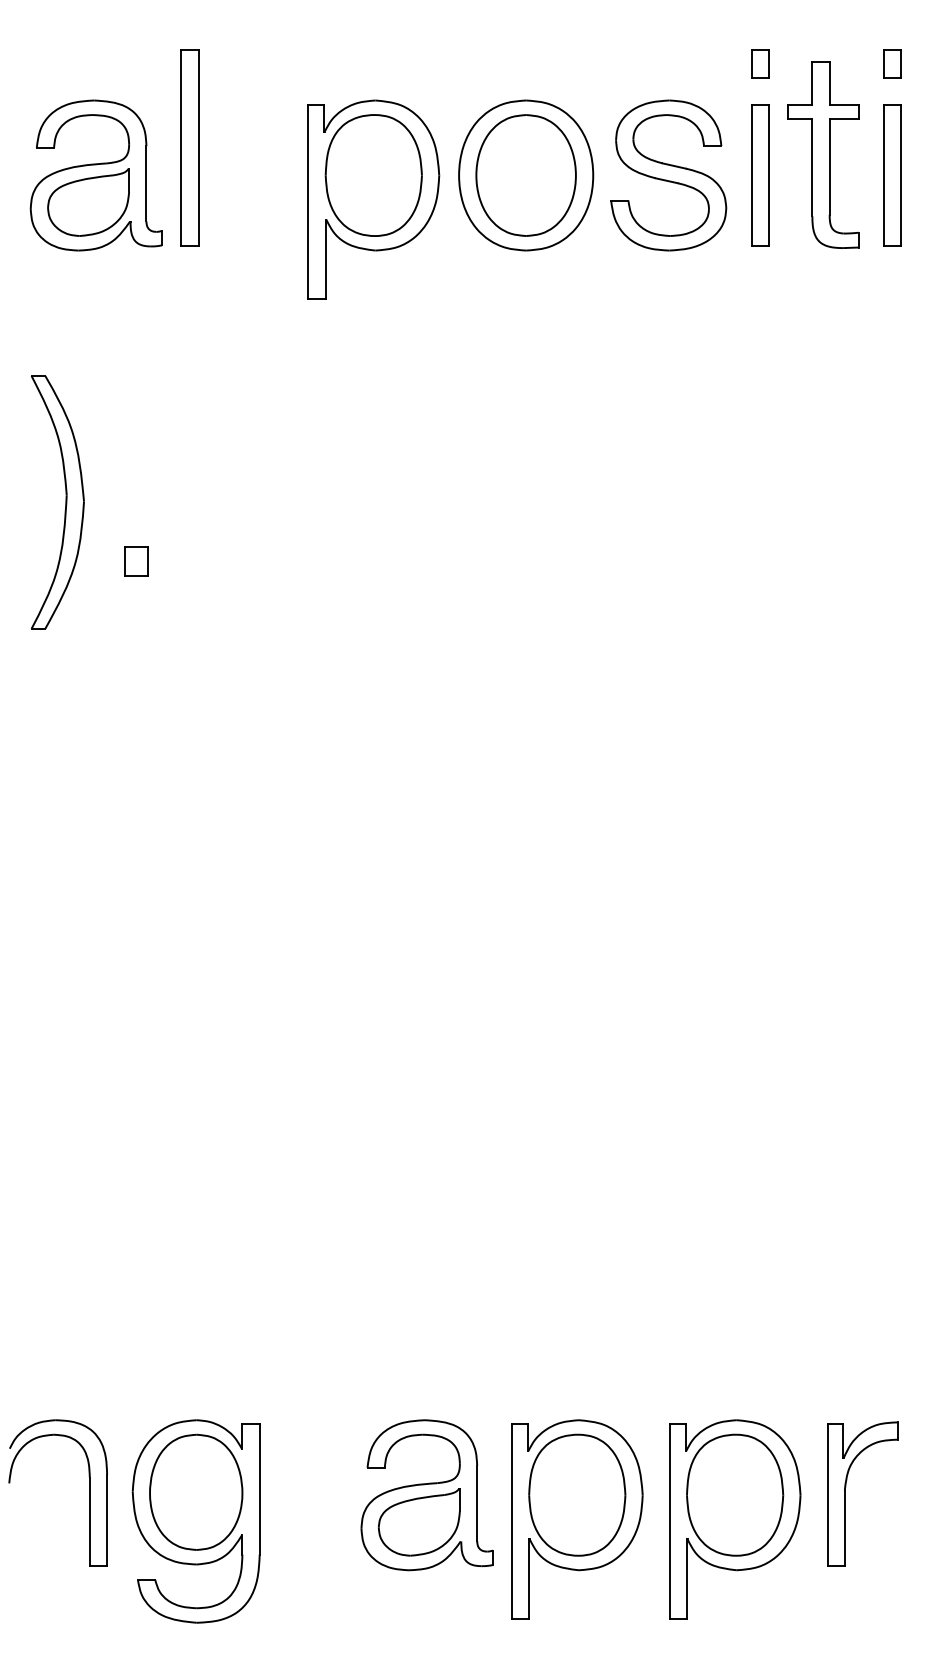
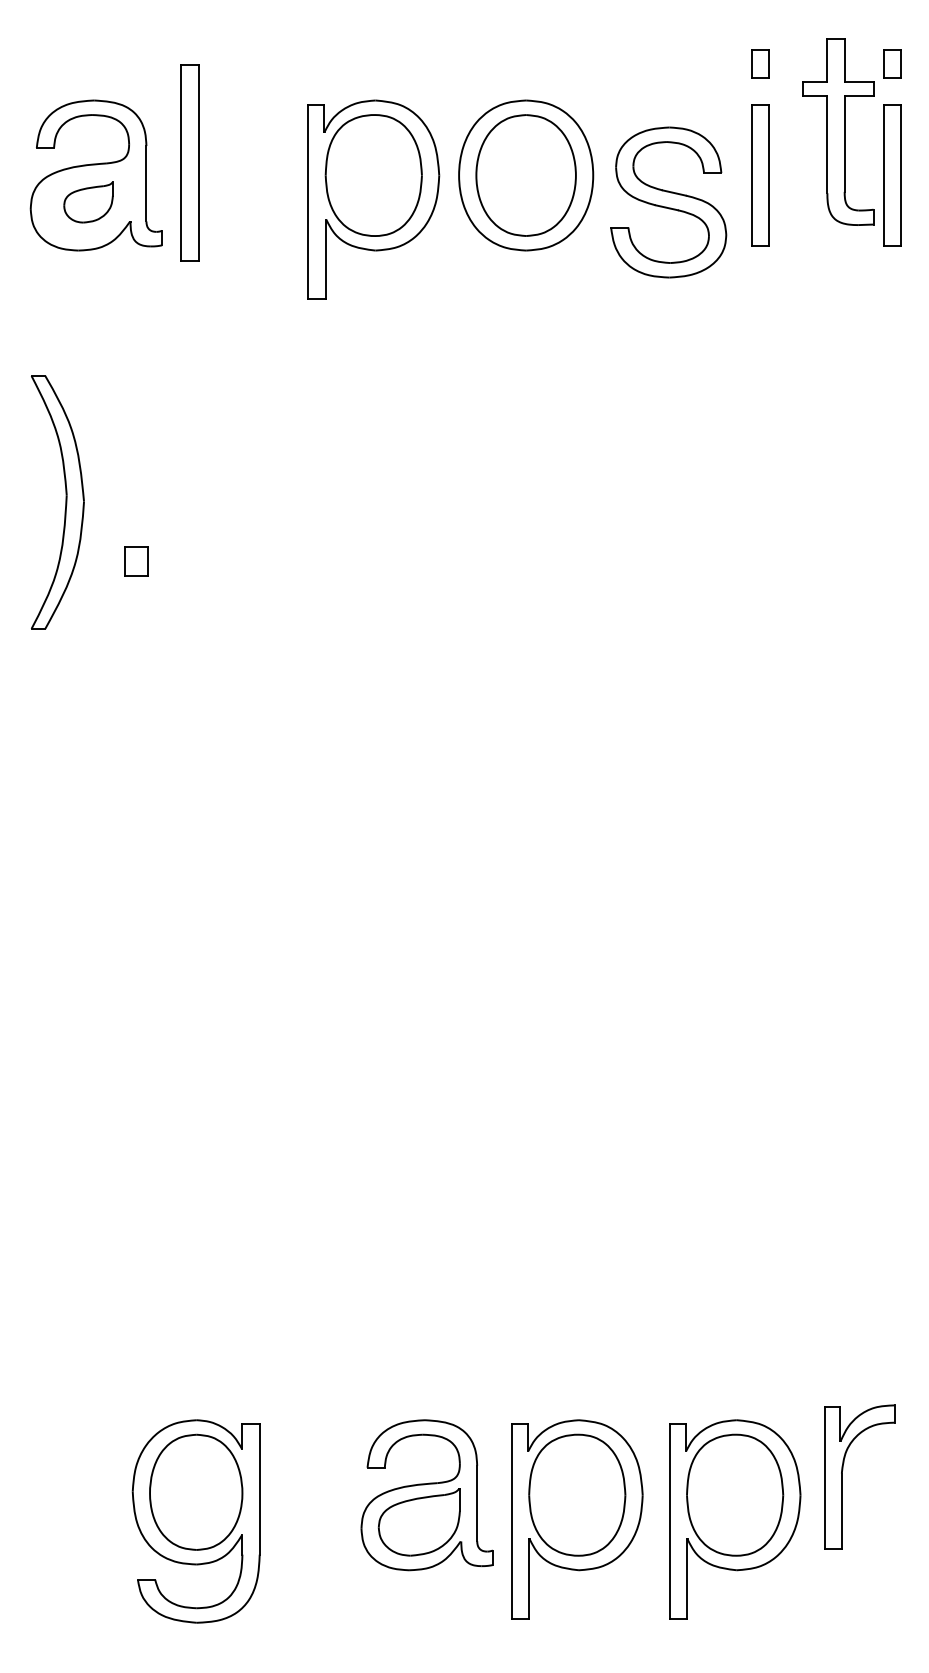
part position: (189, 147) -> (189, 162) (189, 162)
part position: (823, 154) -> (838, 131) (838, 131)
part position: (668, 175) -> (668, 202) (668, 202)
part size: 83x69 px -> 51x43 px (88, 202)
part: present -> none (89, 1492)
part position: (845, 1493) -> (842, 1476) (842, 1476)
